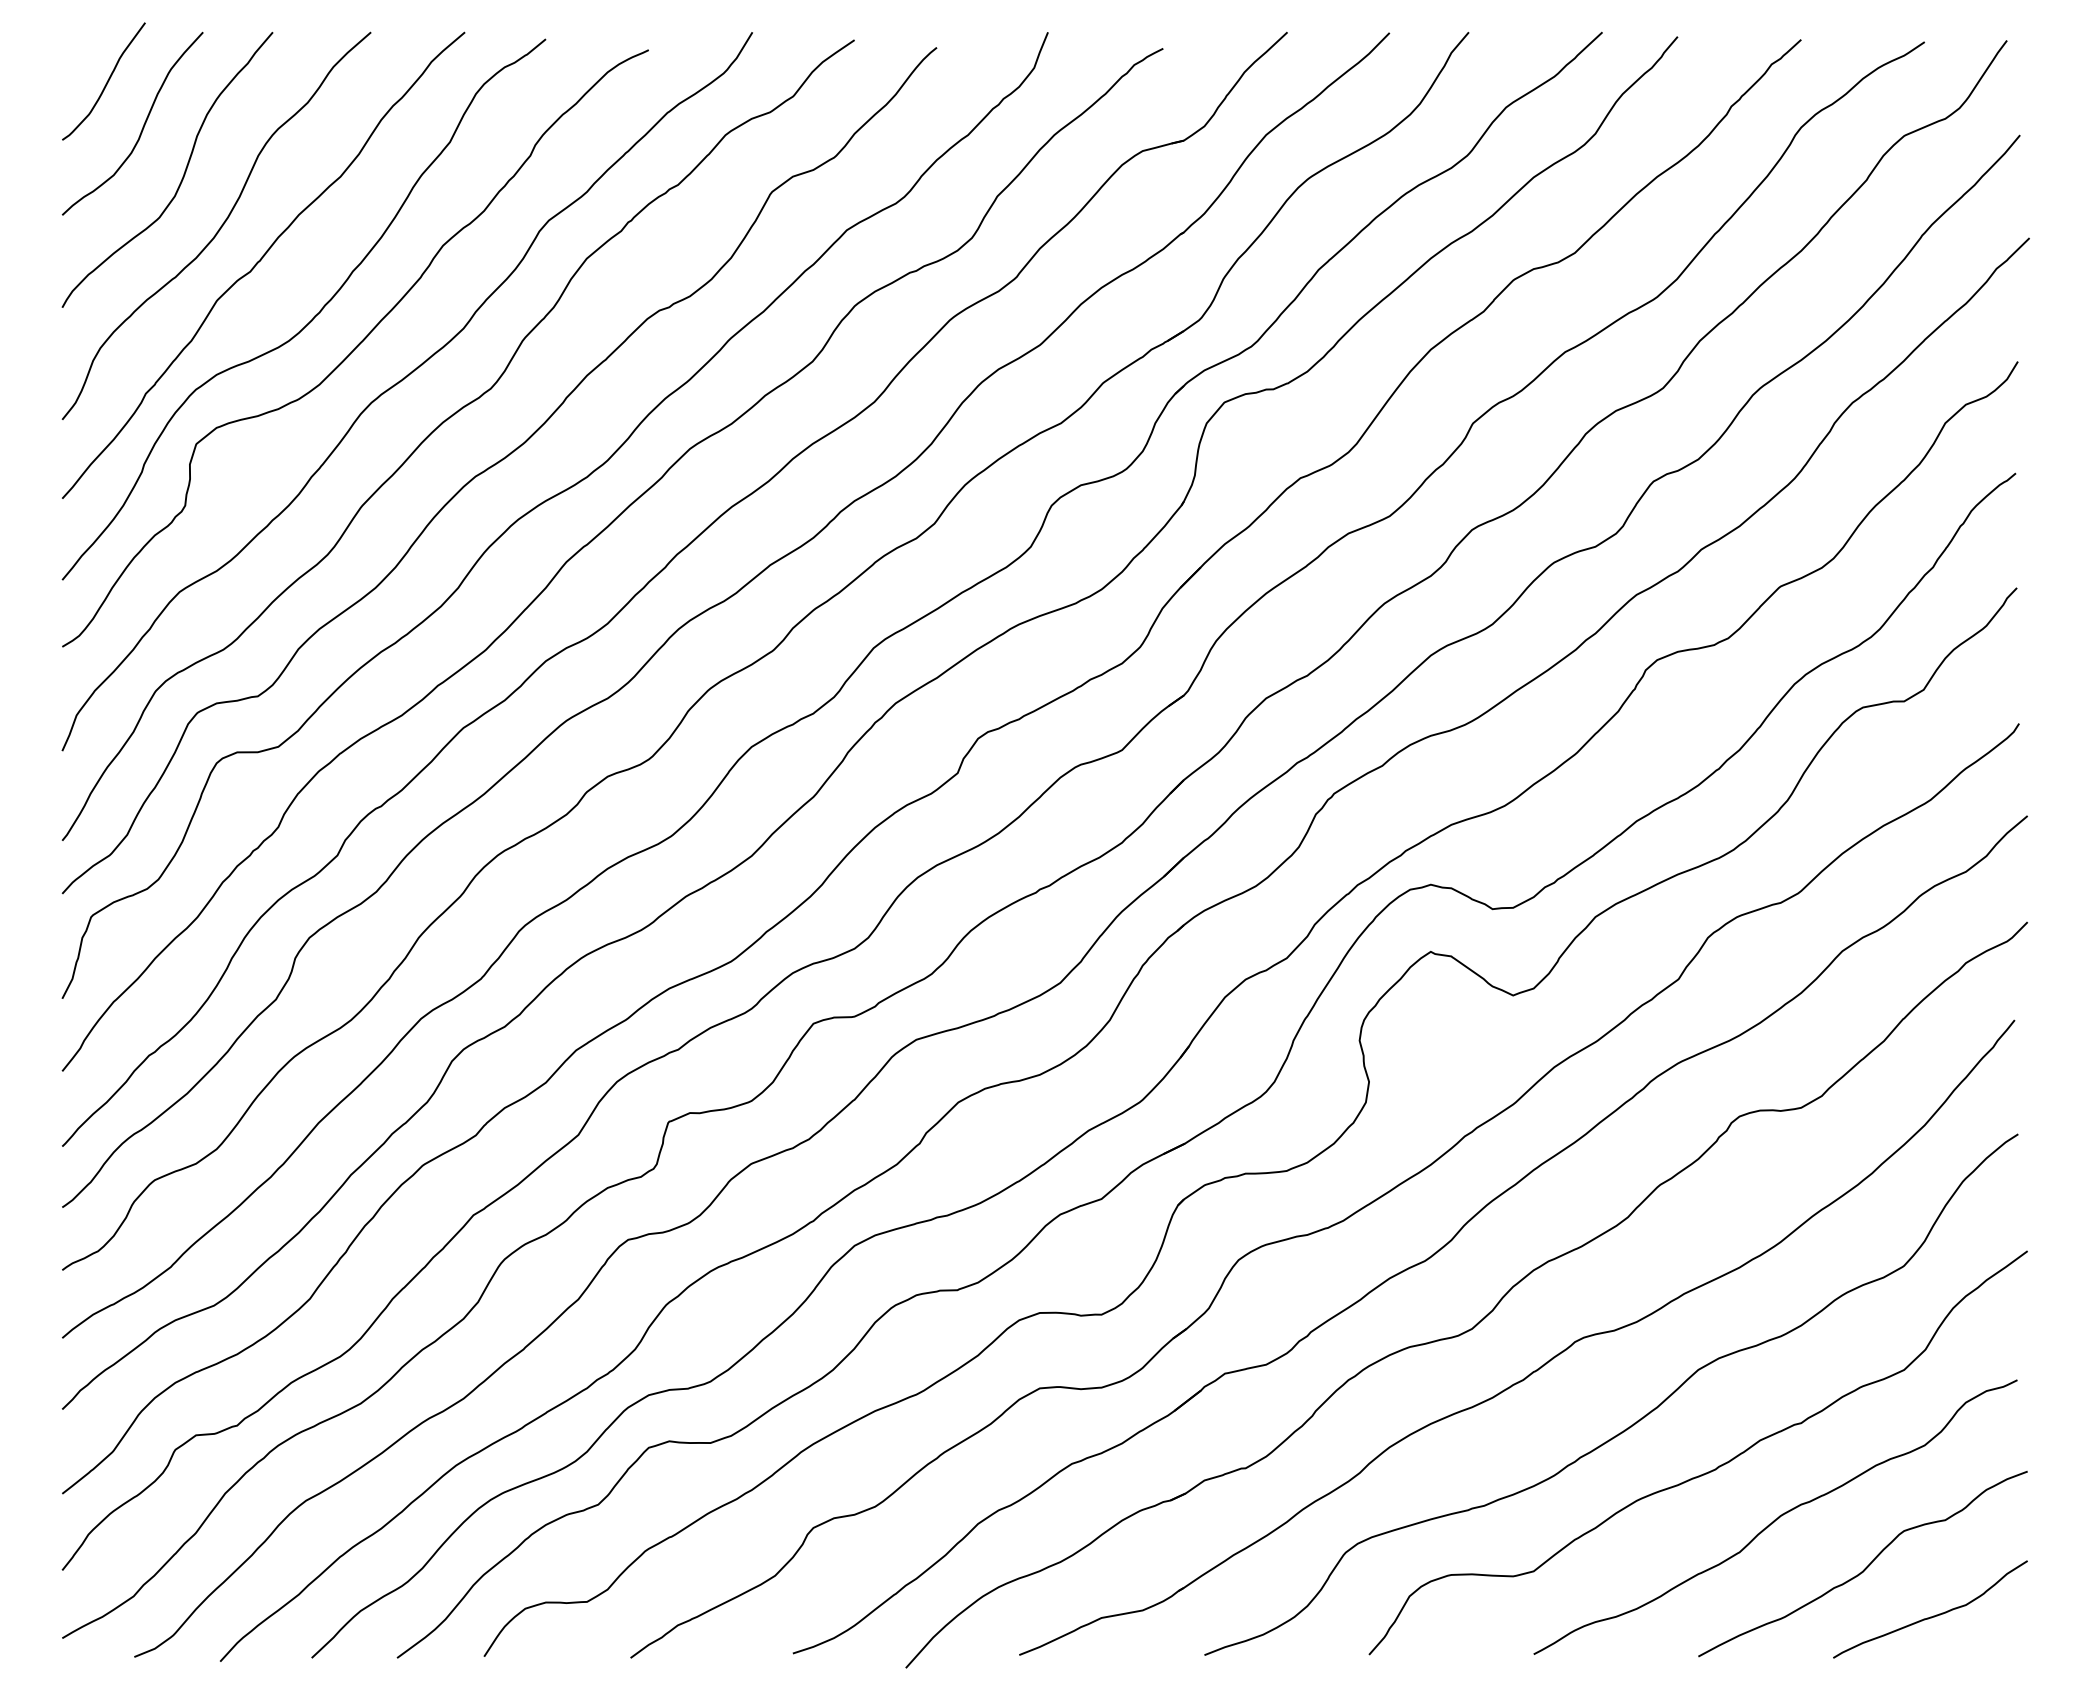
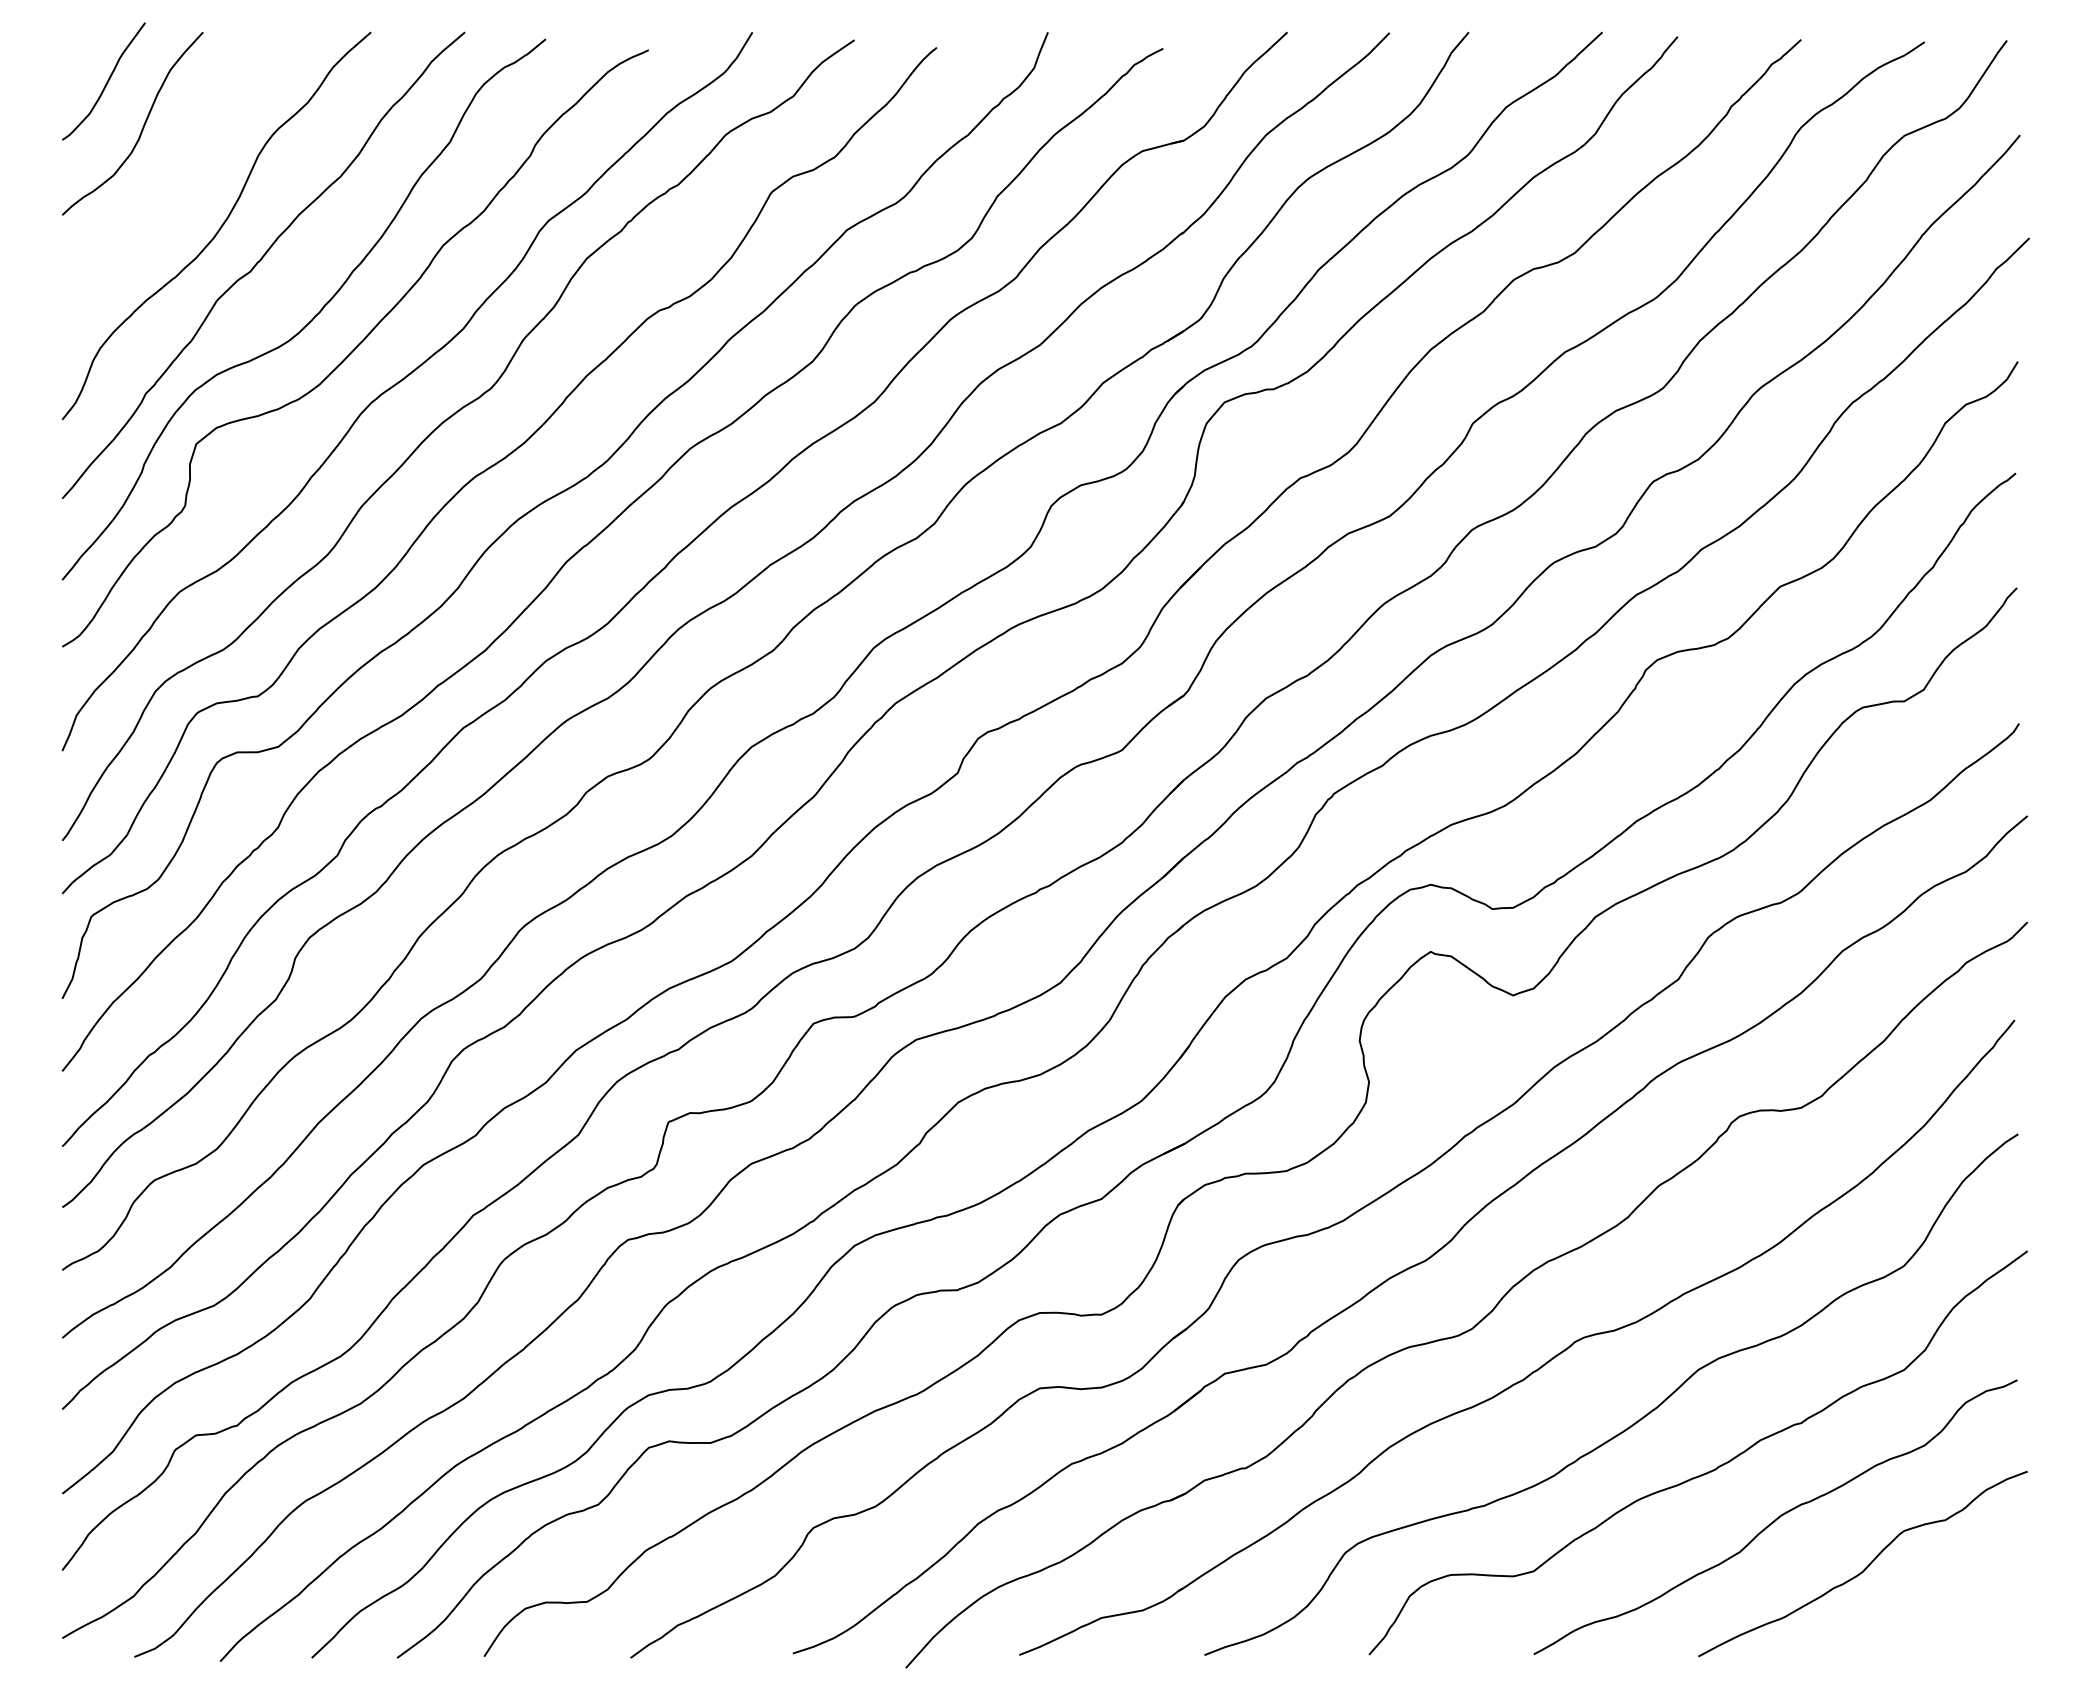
curve: present -> none (183, 173)
curve: present -> none (1933, 1615)
